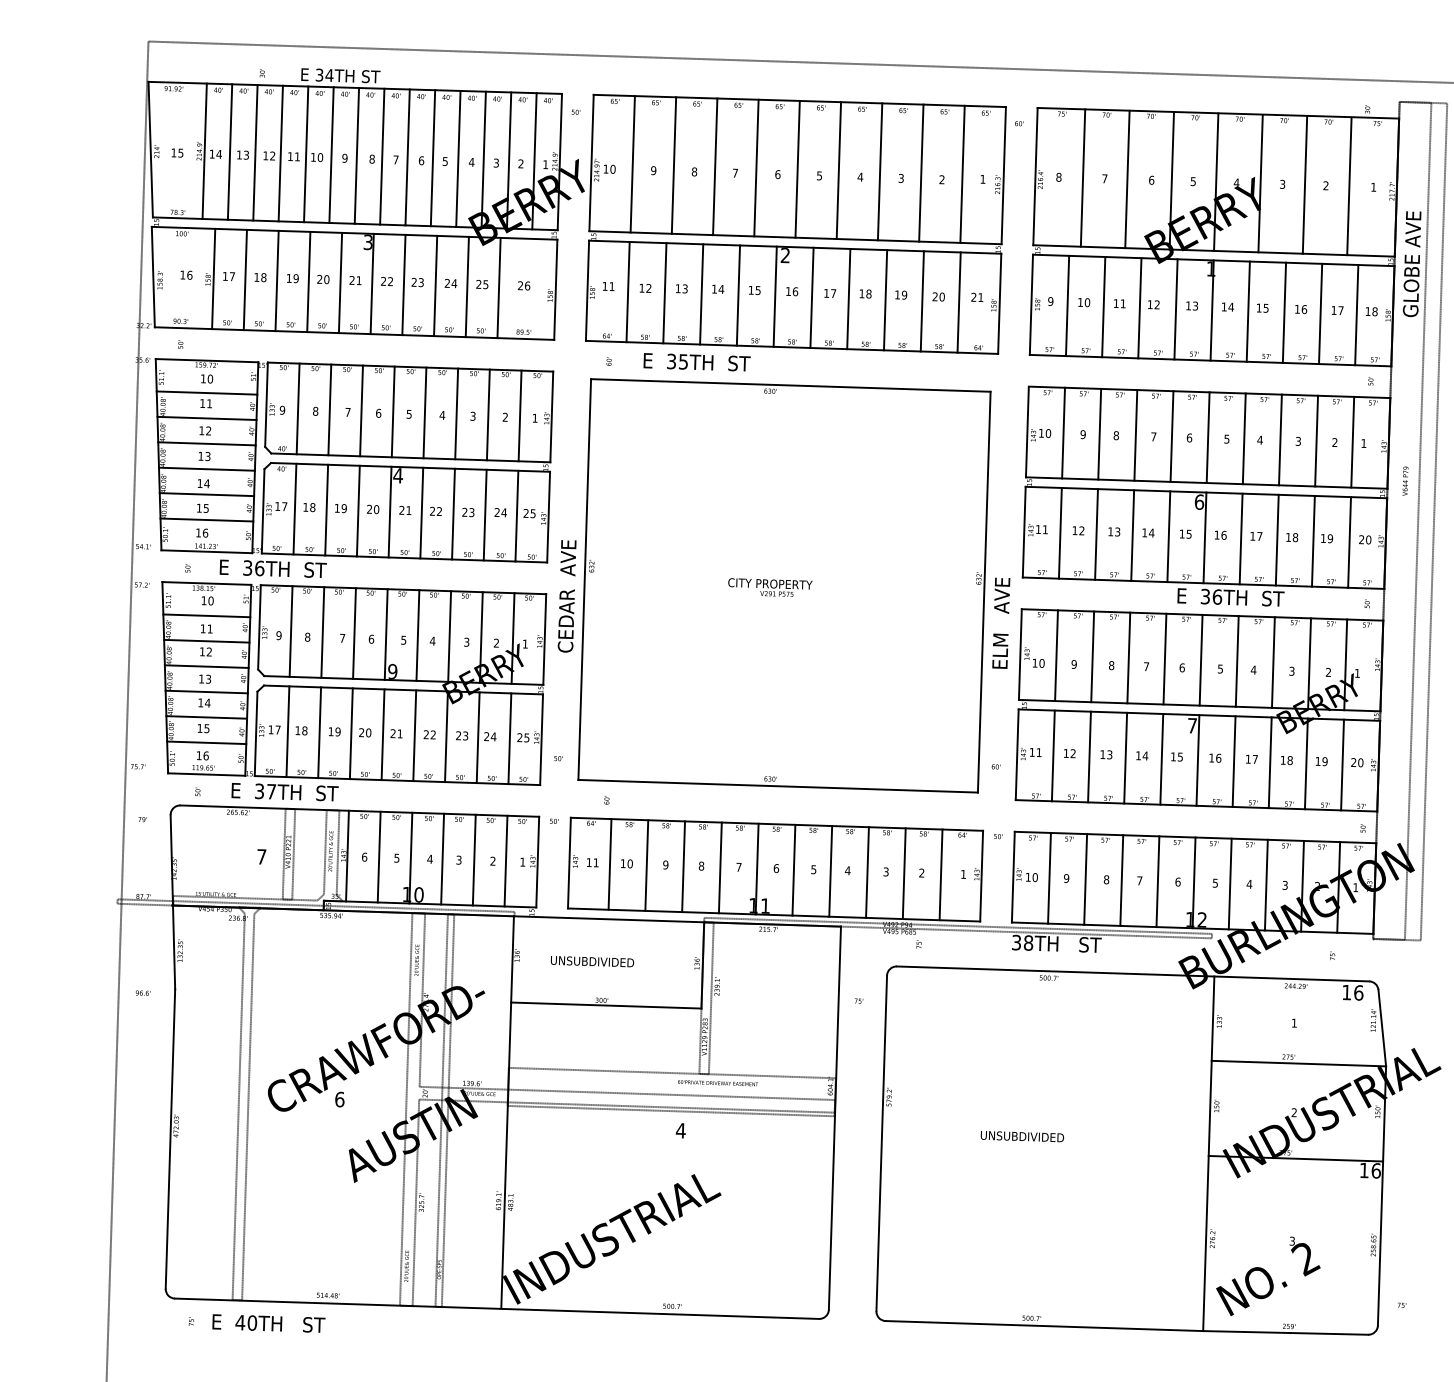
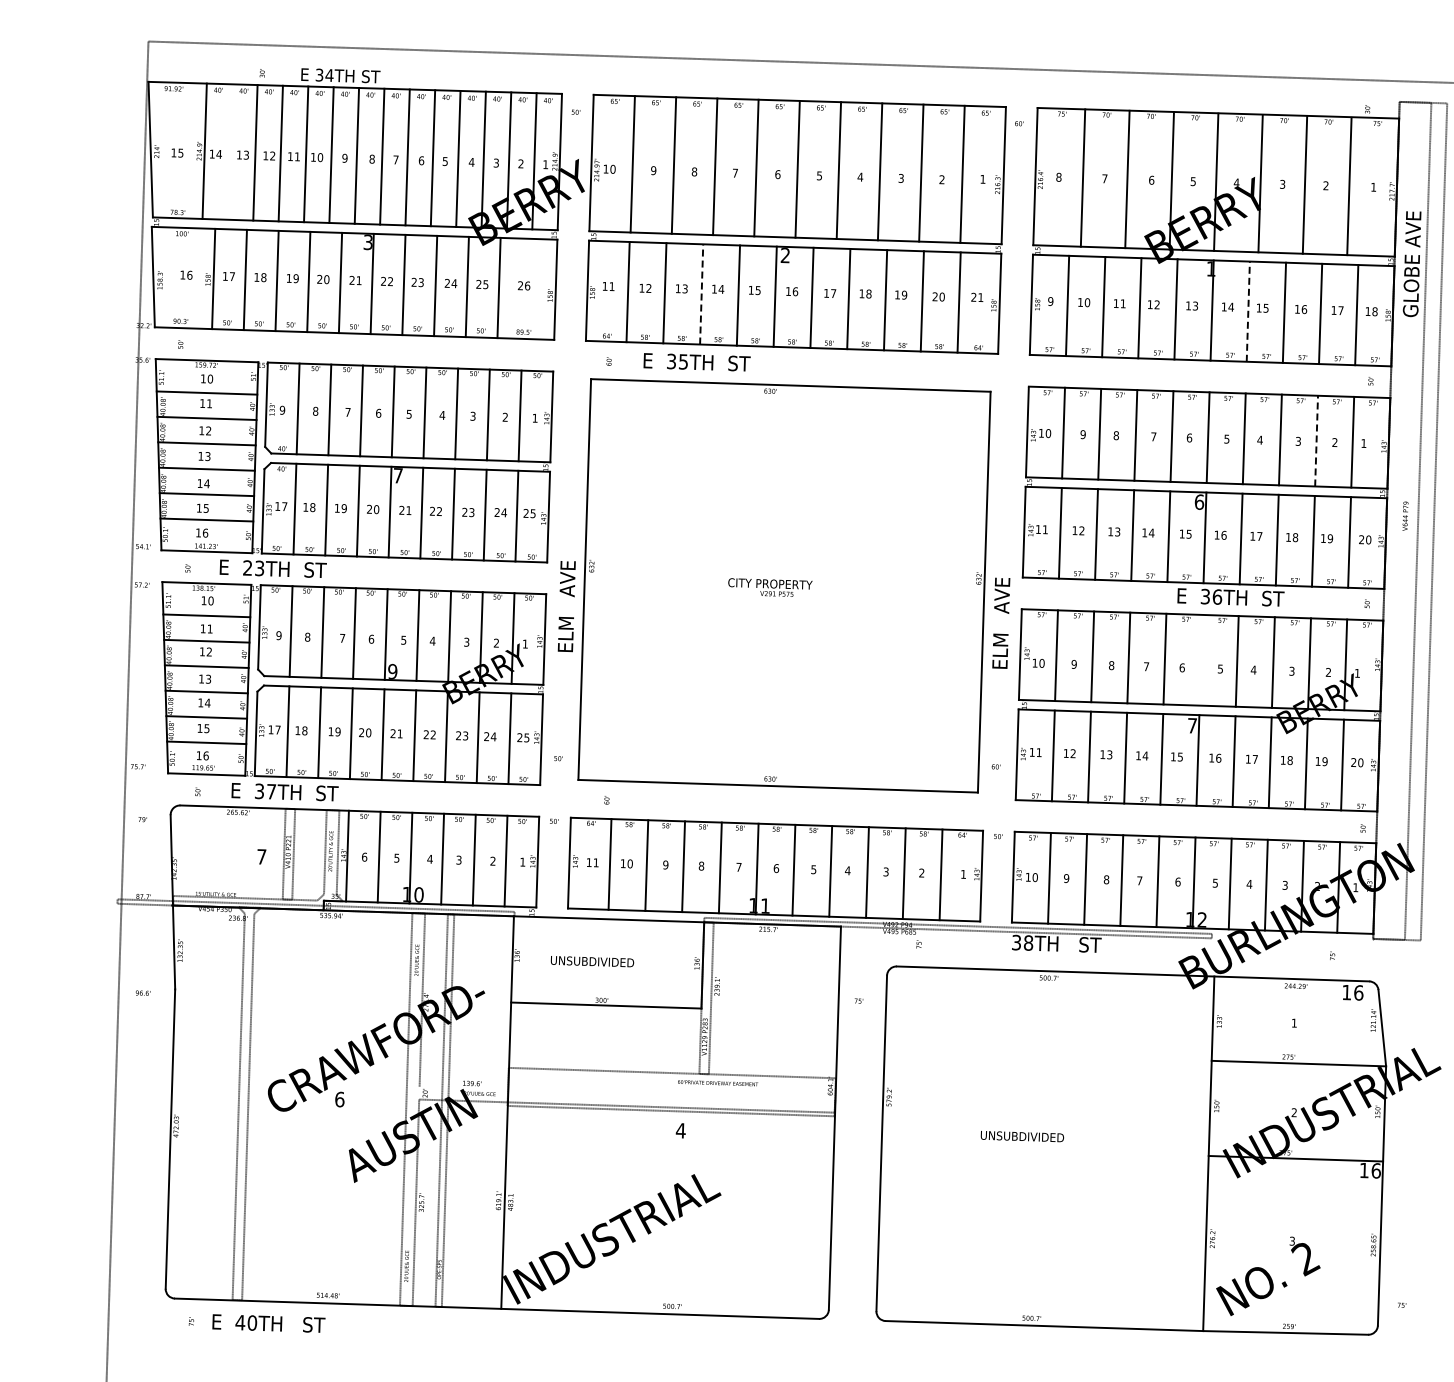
line: present -> none (229, 151)
line: solid -> dashed (701, 293)
line: solid -> dashed (1248, 311)
line: solid -> dashed (1316, 440)
text: 4 -> 7 (397, 475)
text position: (1405, 480) -> (1405, 515) (1405, 515)
text: 36TH -> 23TH (253, 568)
text: CEDAR  AVE -> ELM   AVE (566, 596)
line: present -> none (1200, 659)
line: present -> none (627, 1092)
